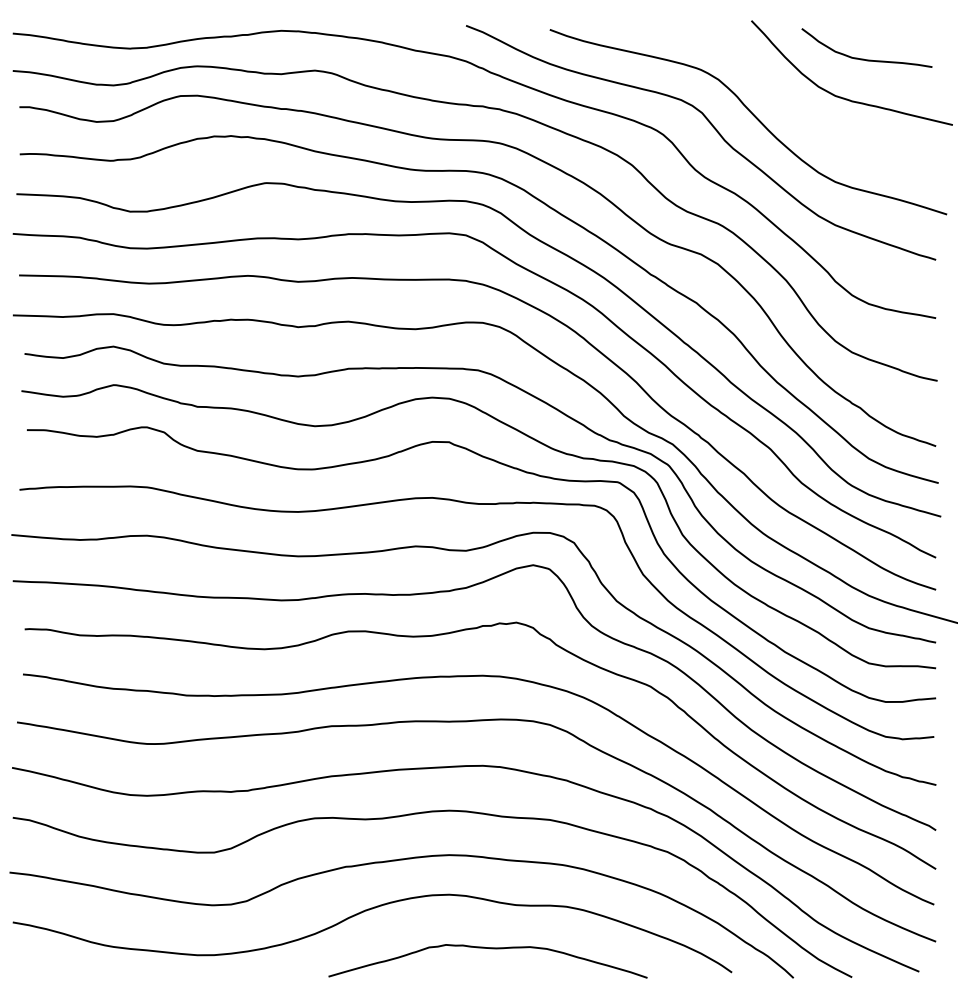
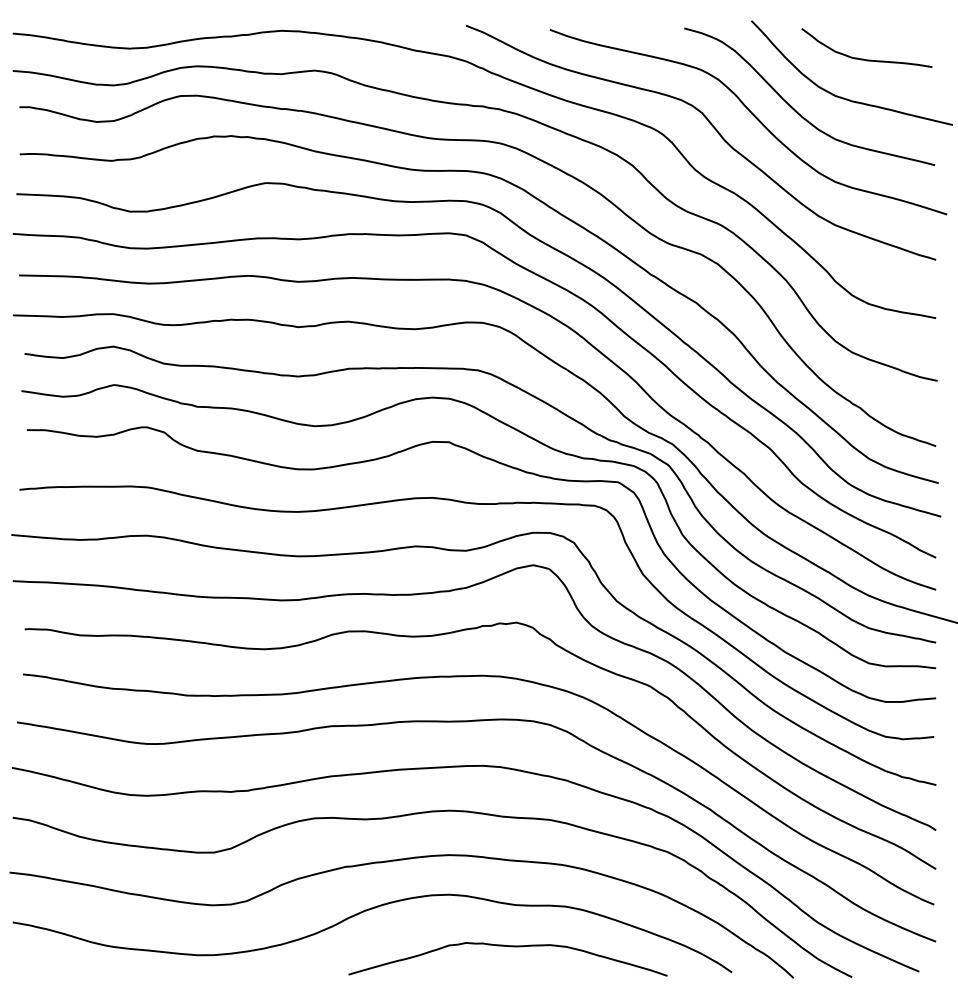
curve: none -> present (795, 109)
curve position: (490, 949) -> (510, 947) (510, 947)
